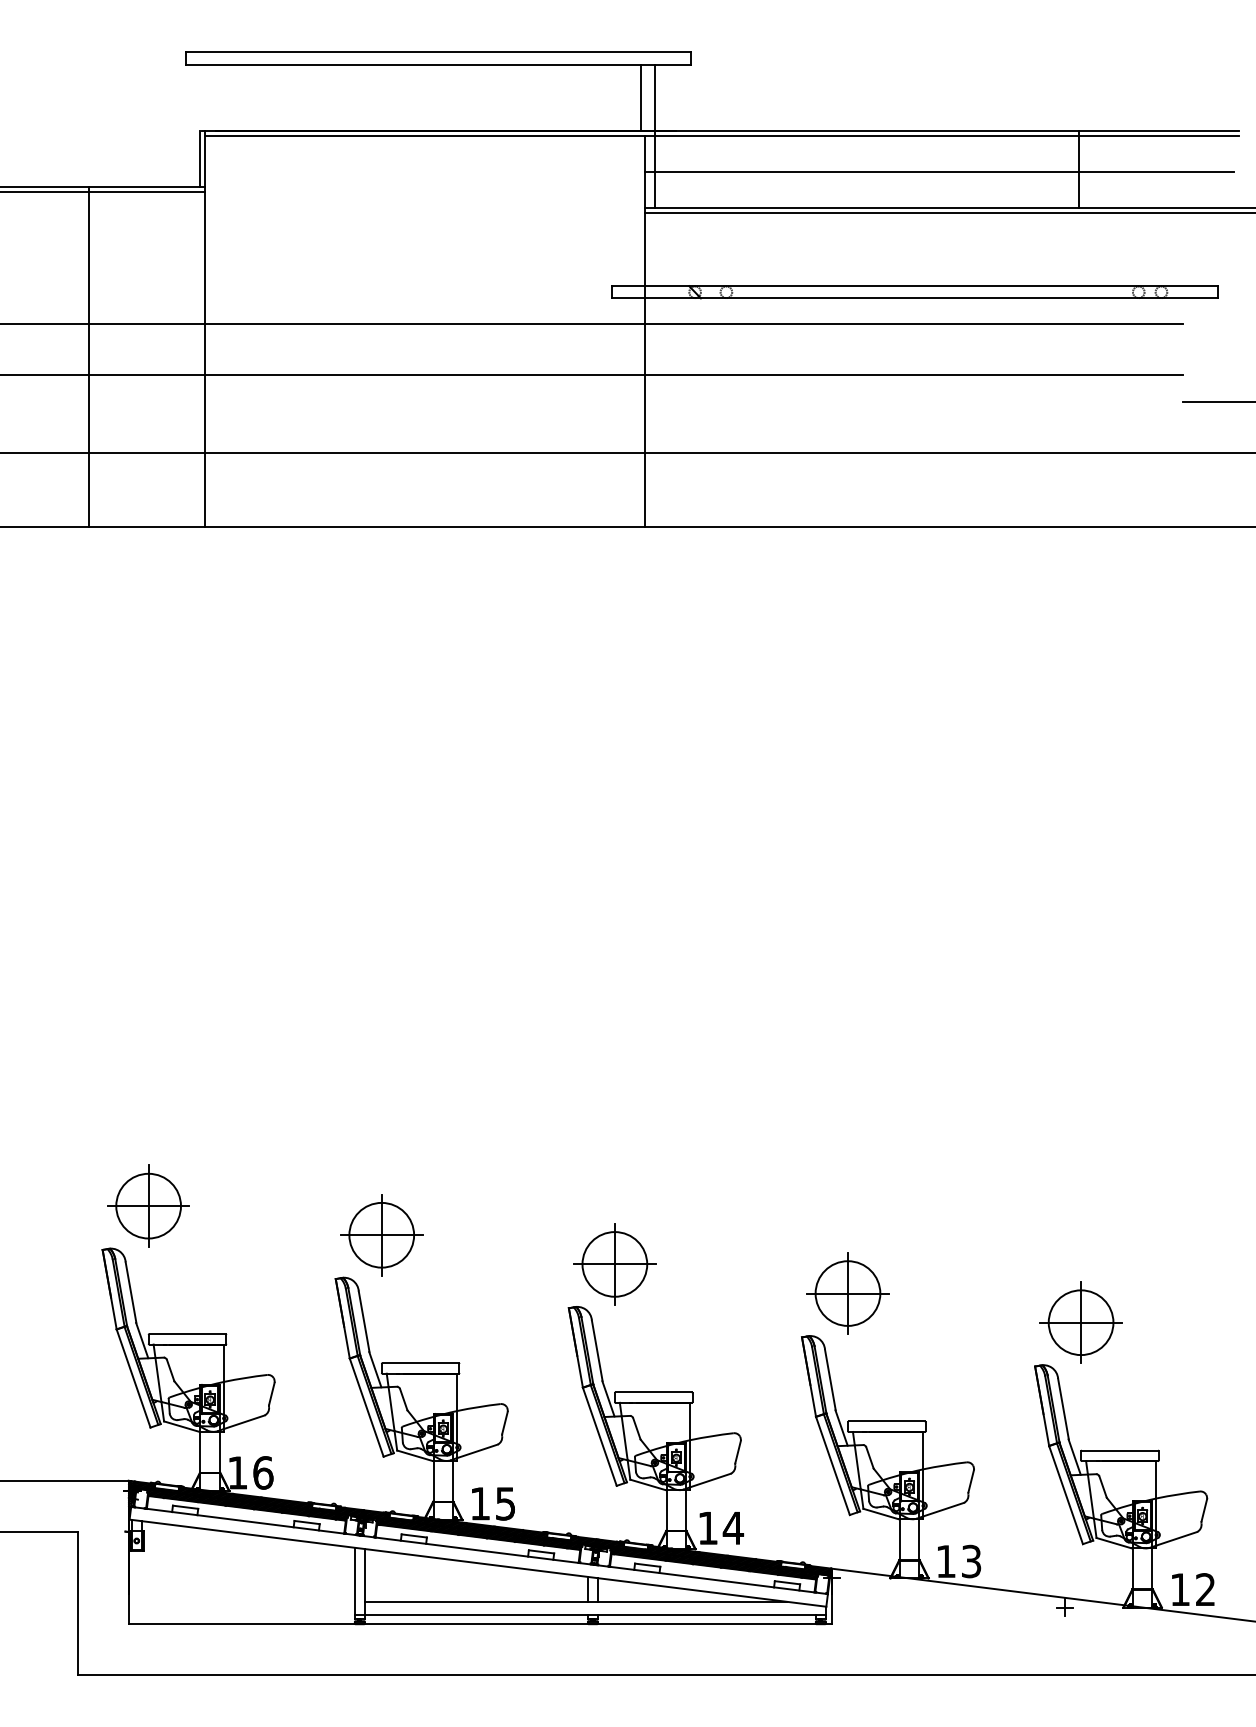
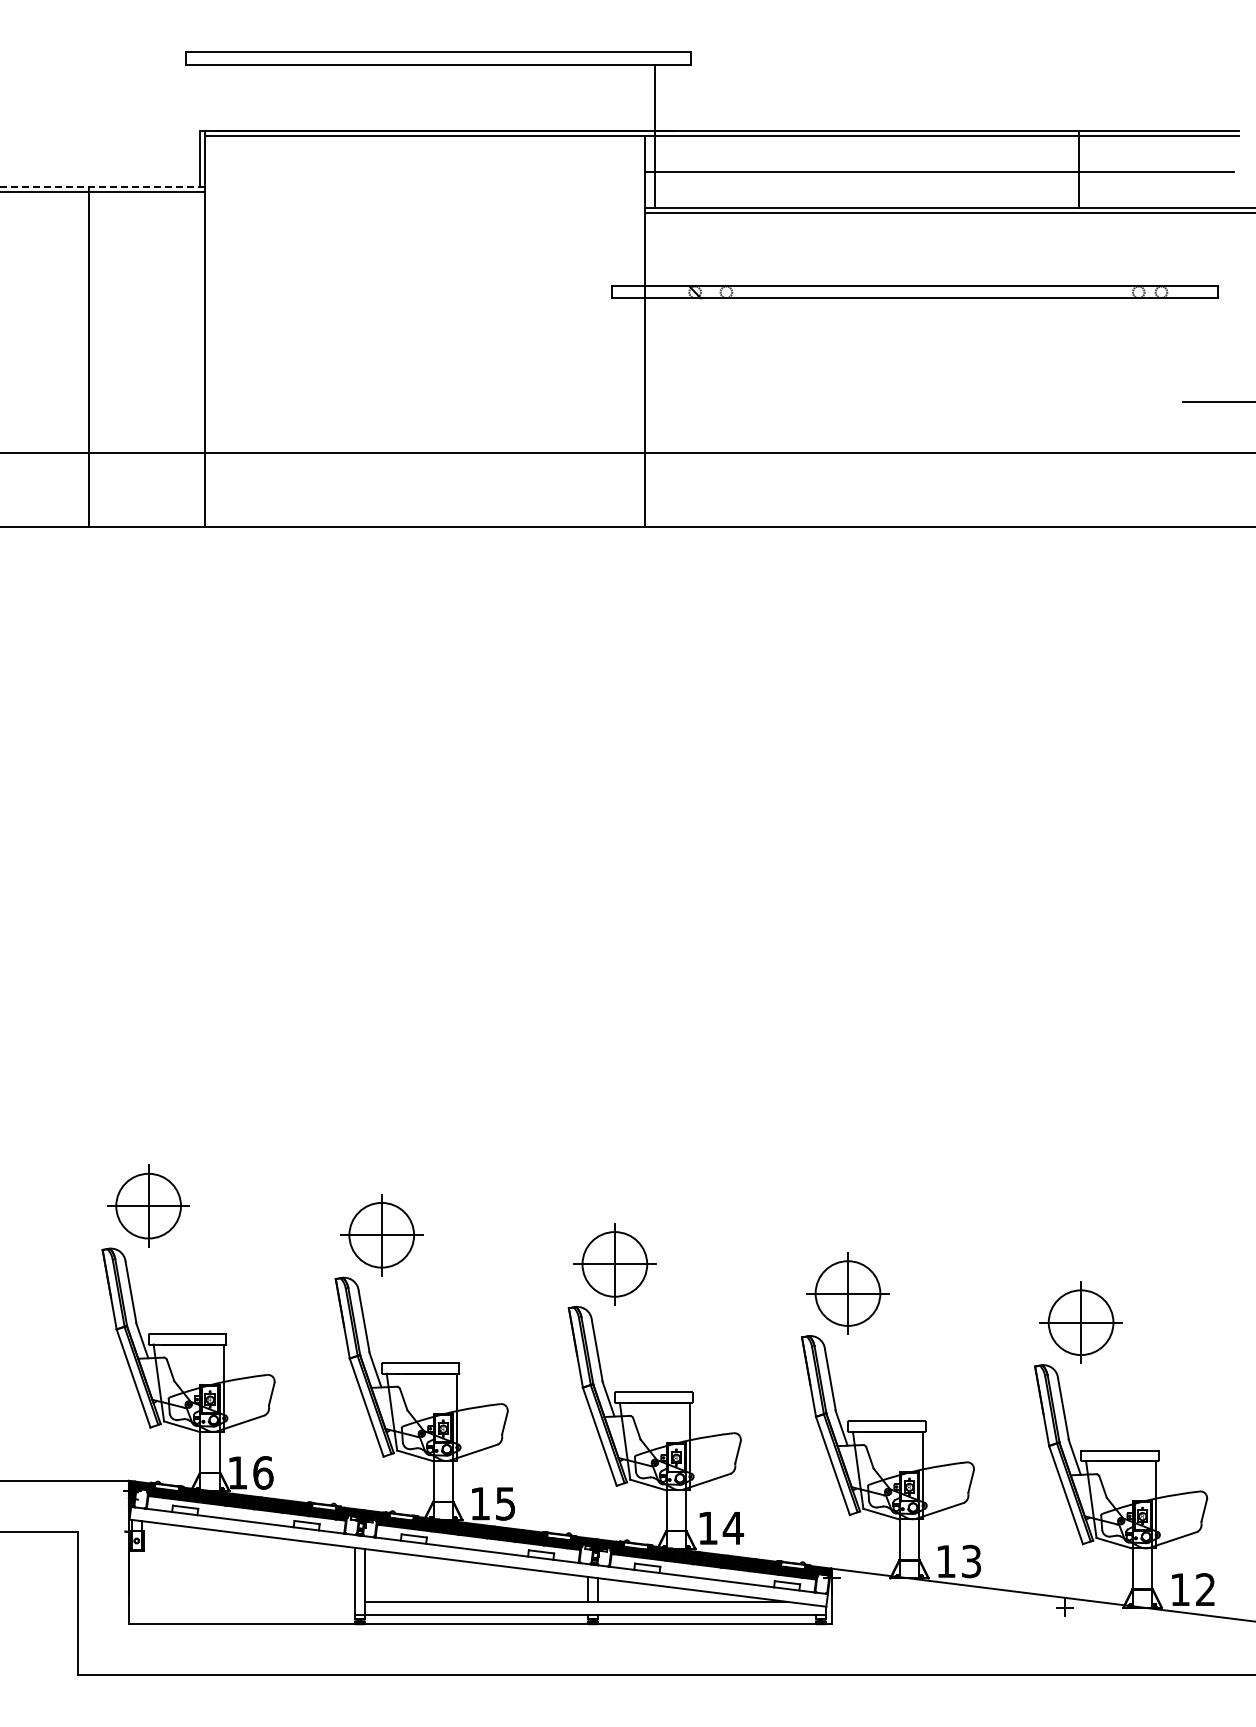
line: present -> none (641, 97)
line: solid -> dashed (102, 186)
line: present -> none (592, 324)
line: present -> none (592, 375)
